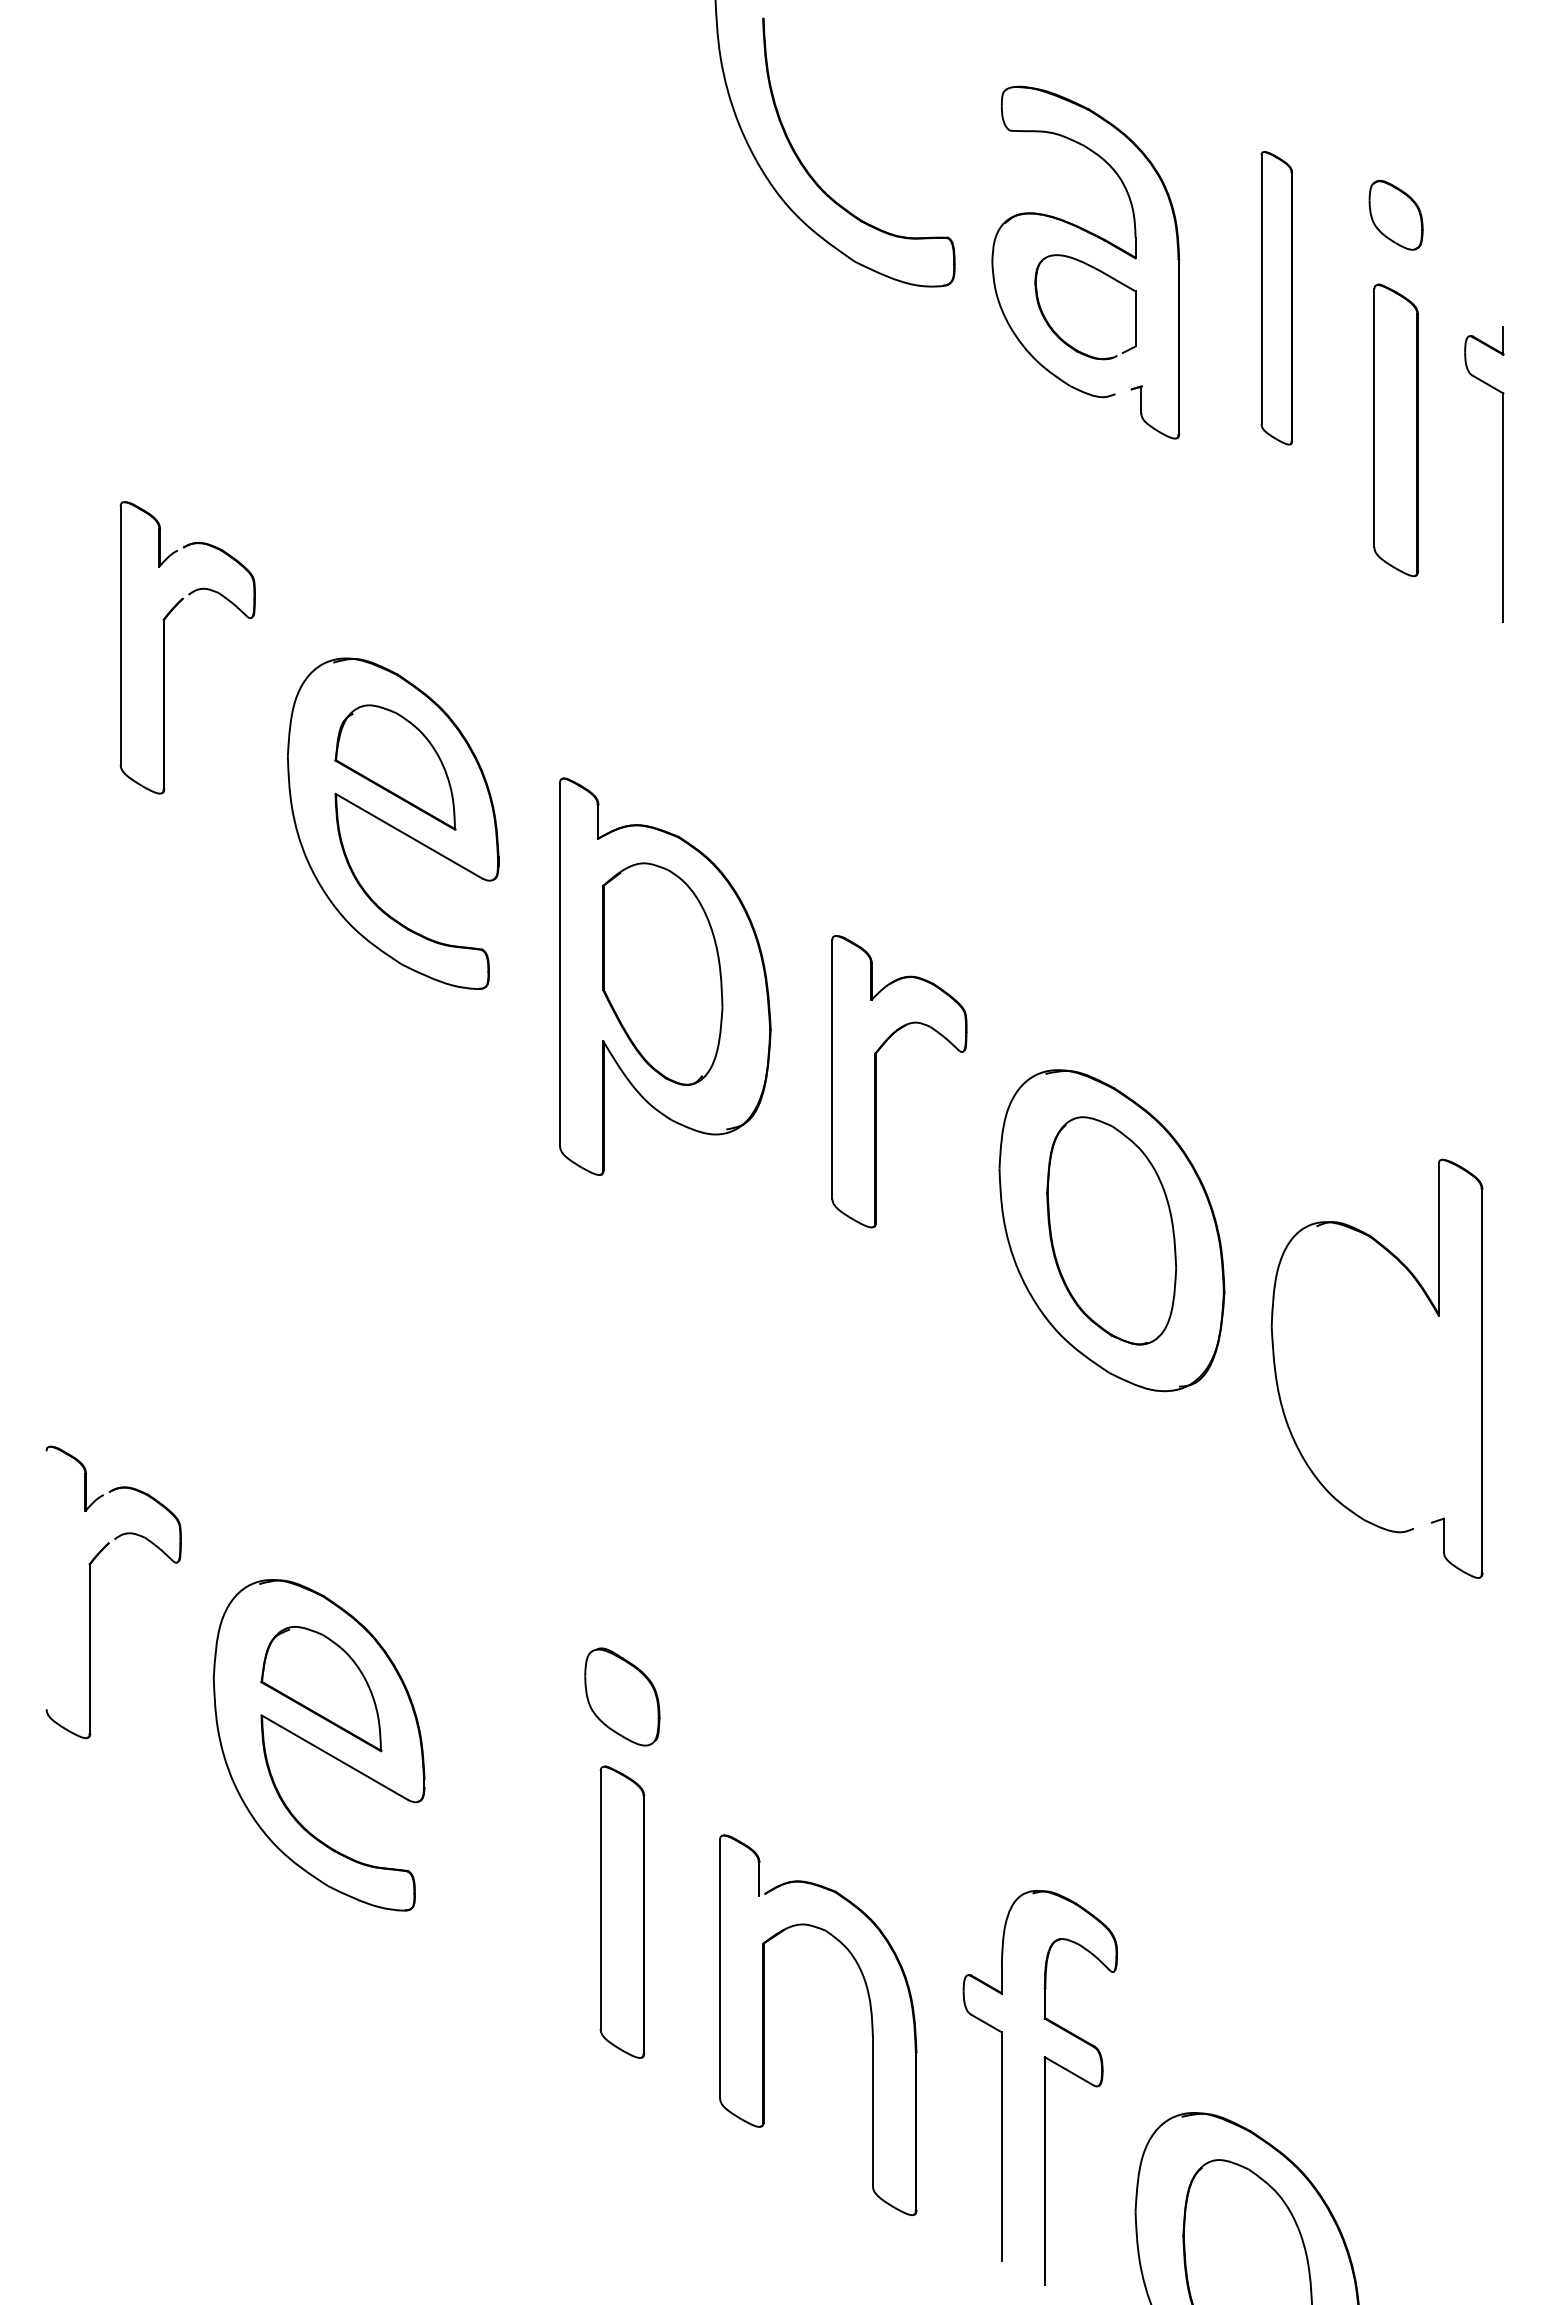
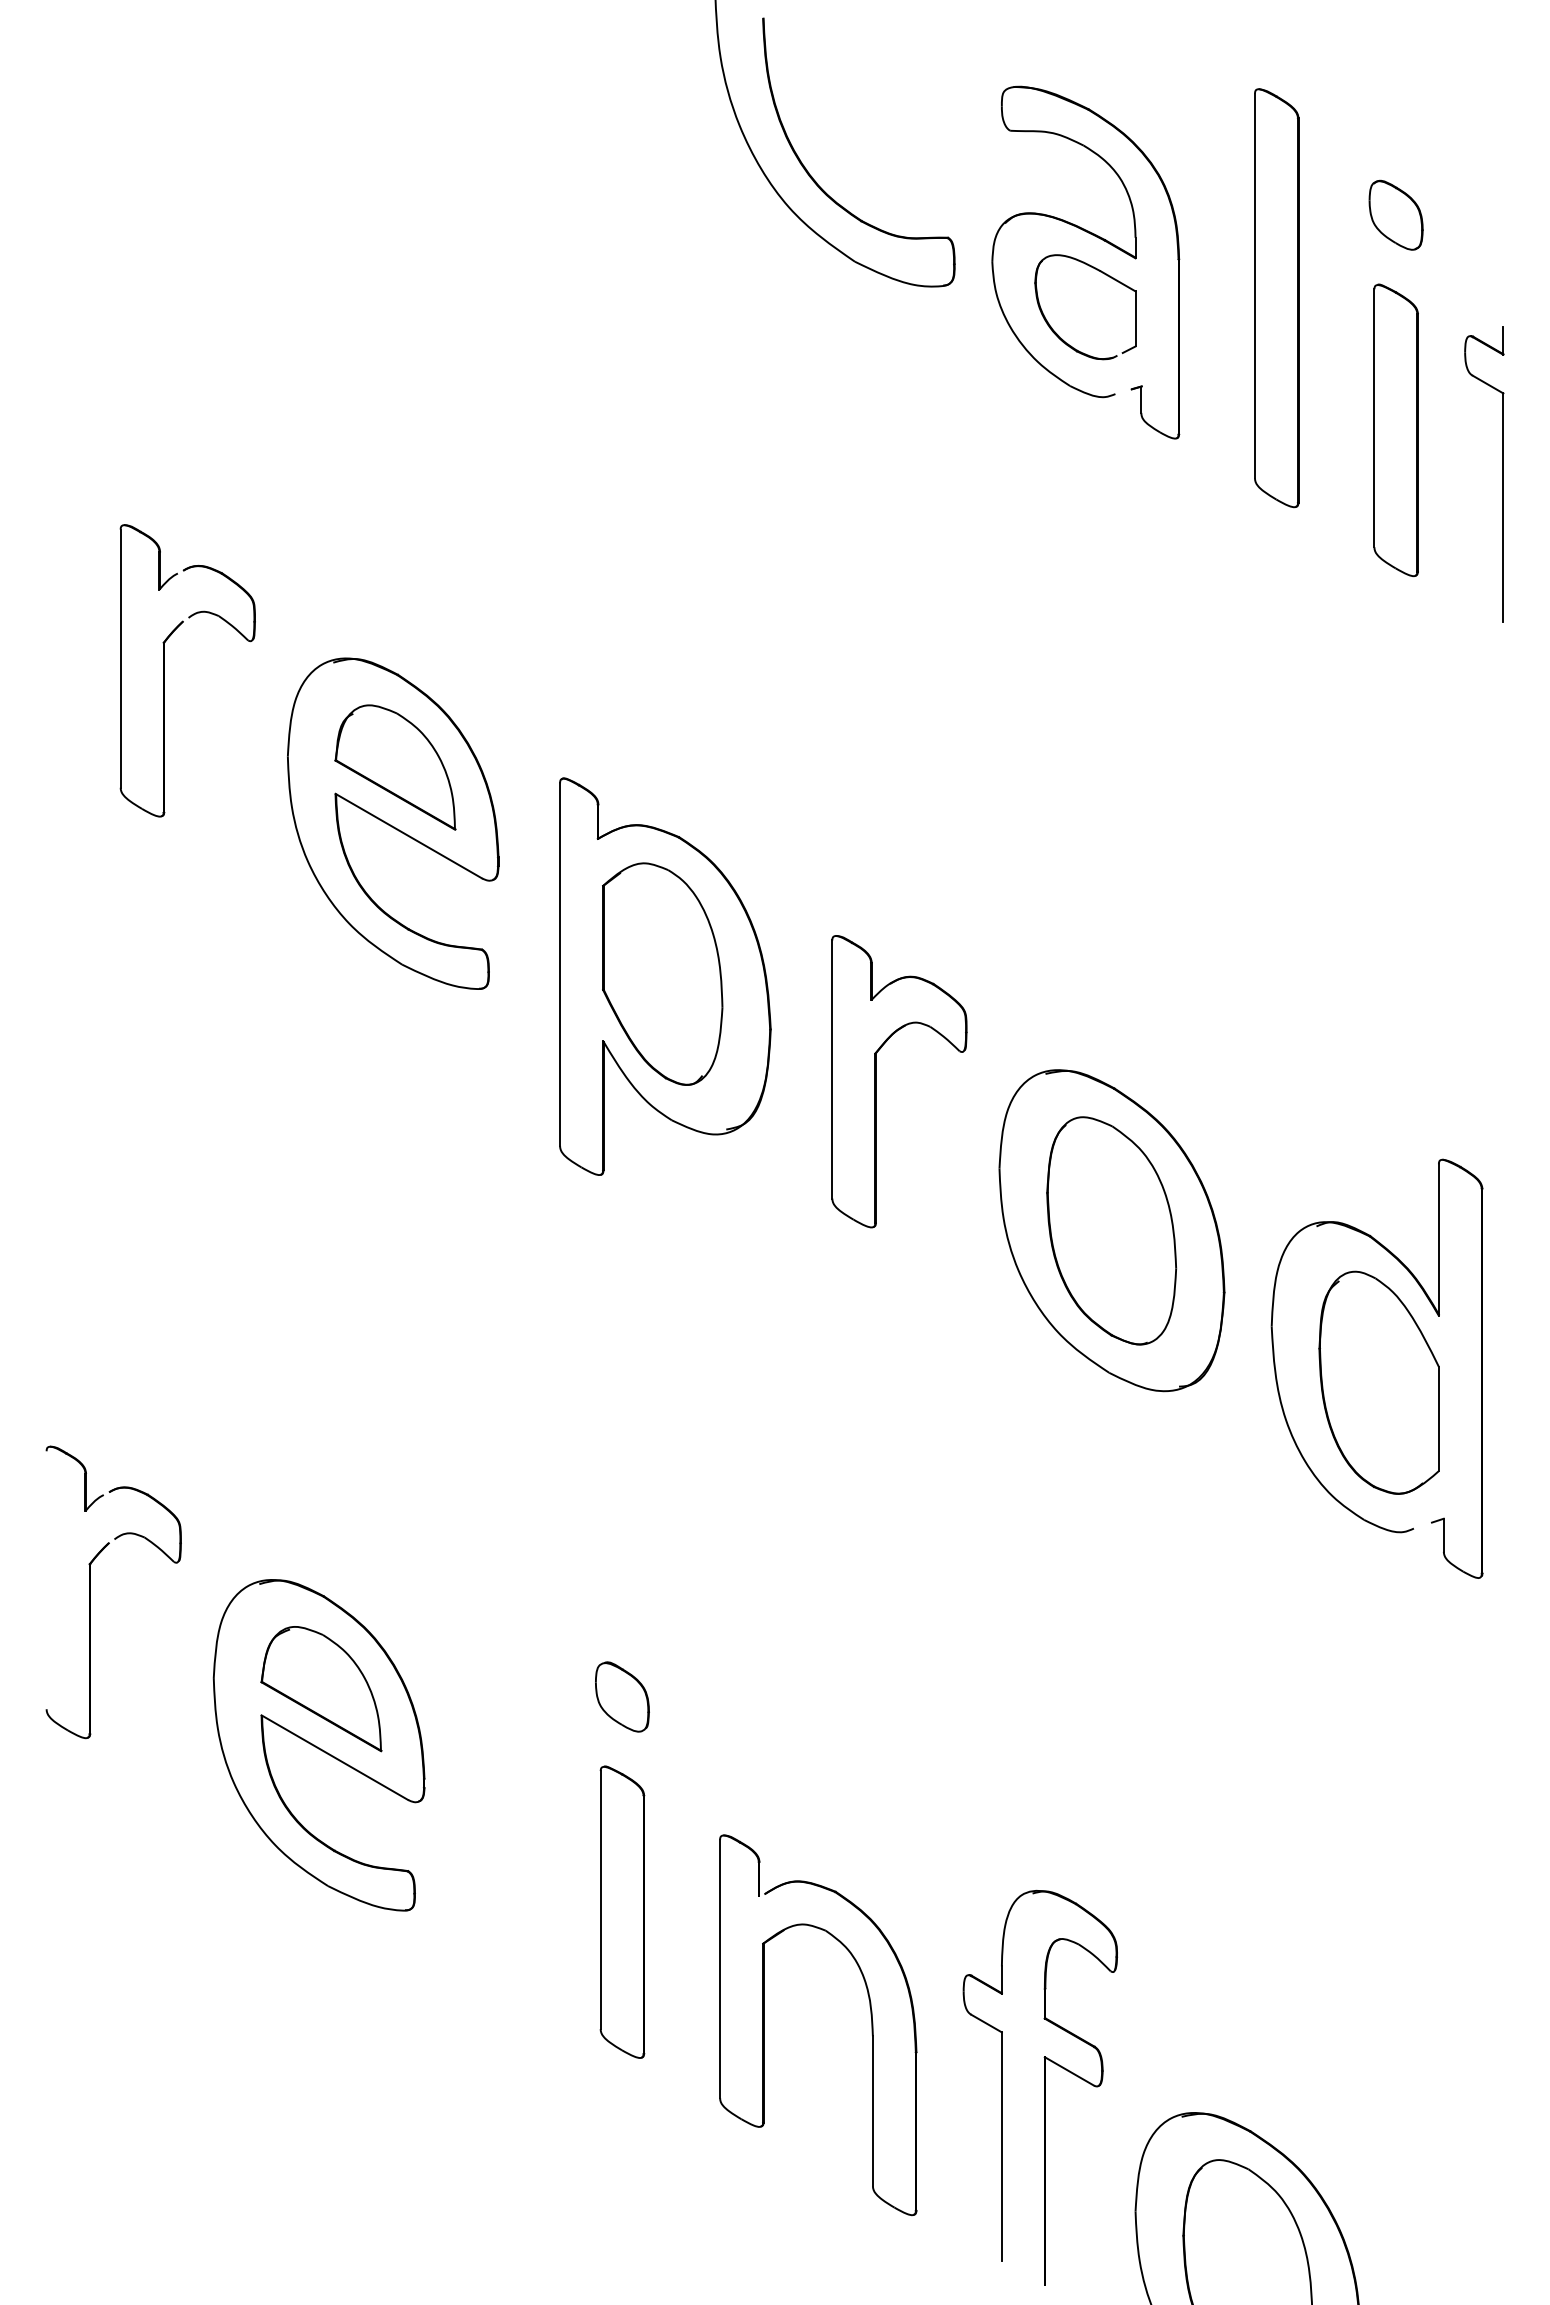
part size: 34x295 px -> 46x421 px (1276, 298)
part position: (164, 647) -> (164, 670) (164, 670)
part: none -> present (1378, 1382)
part size: 77x100 px -> 55x72 px (622, 1696)
